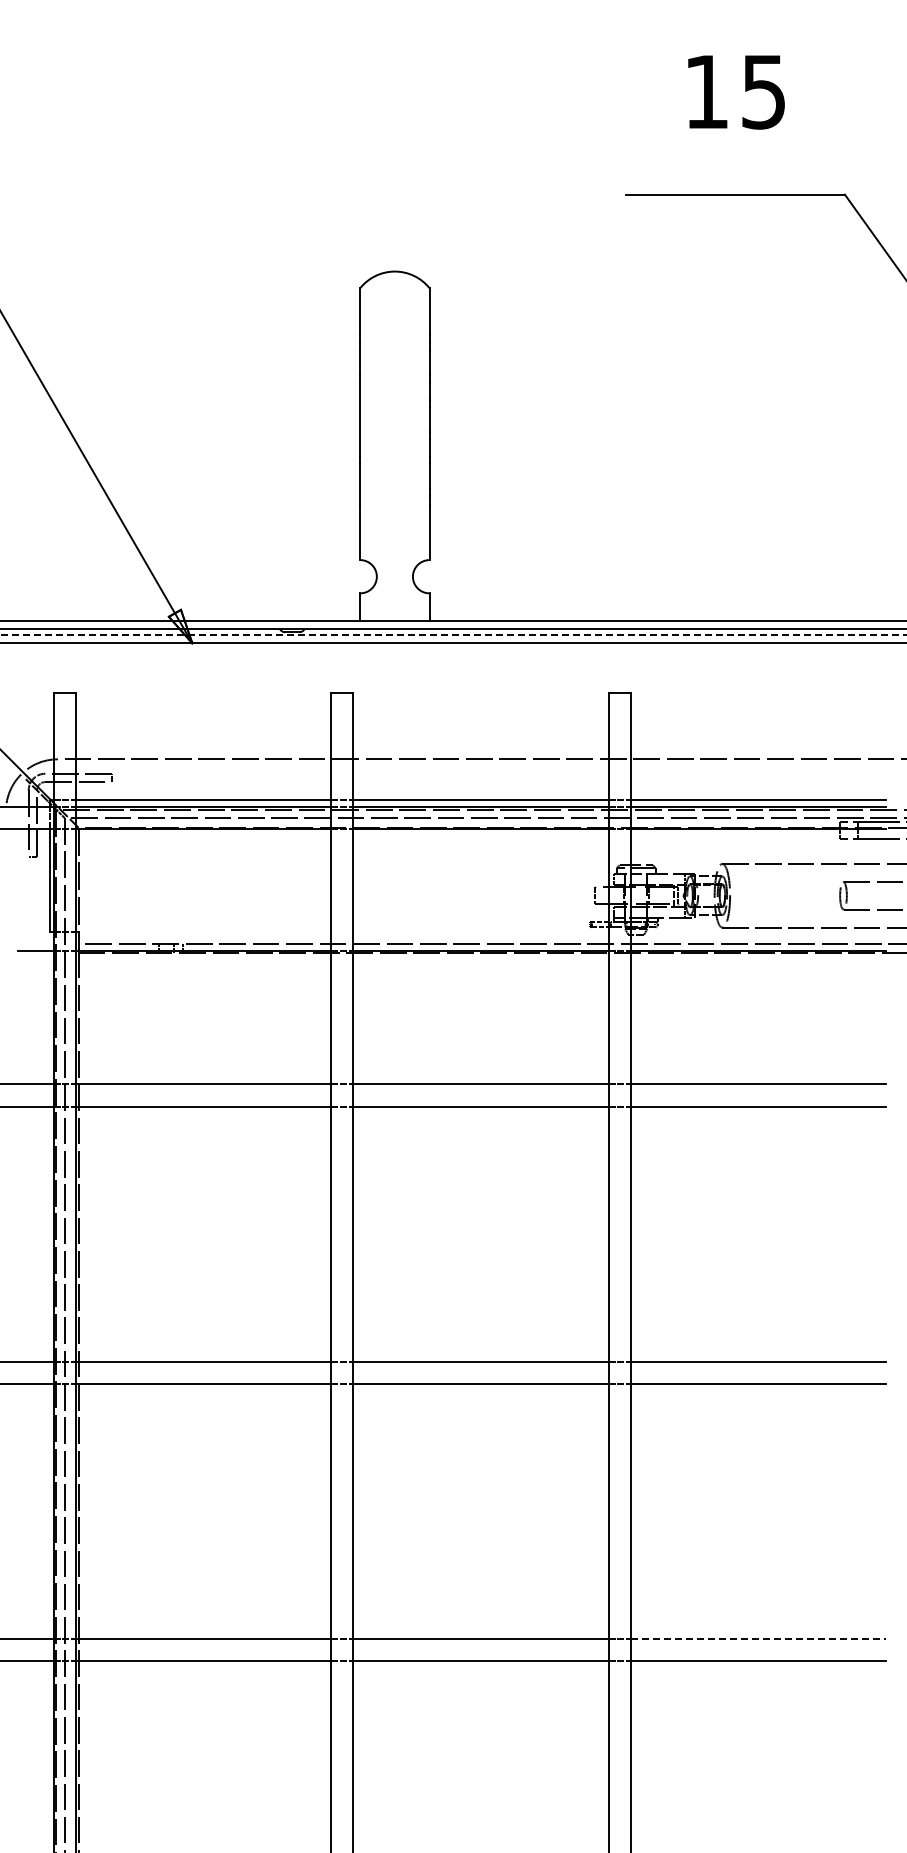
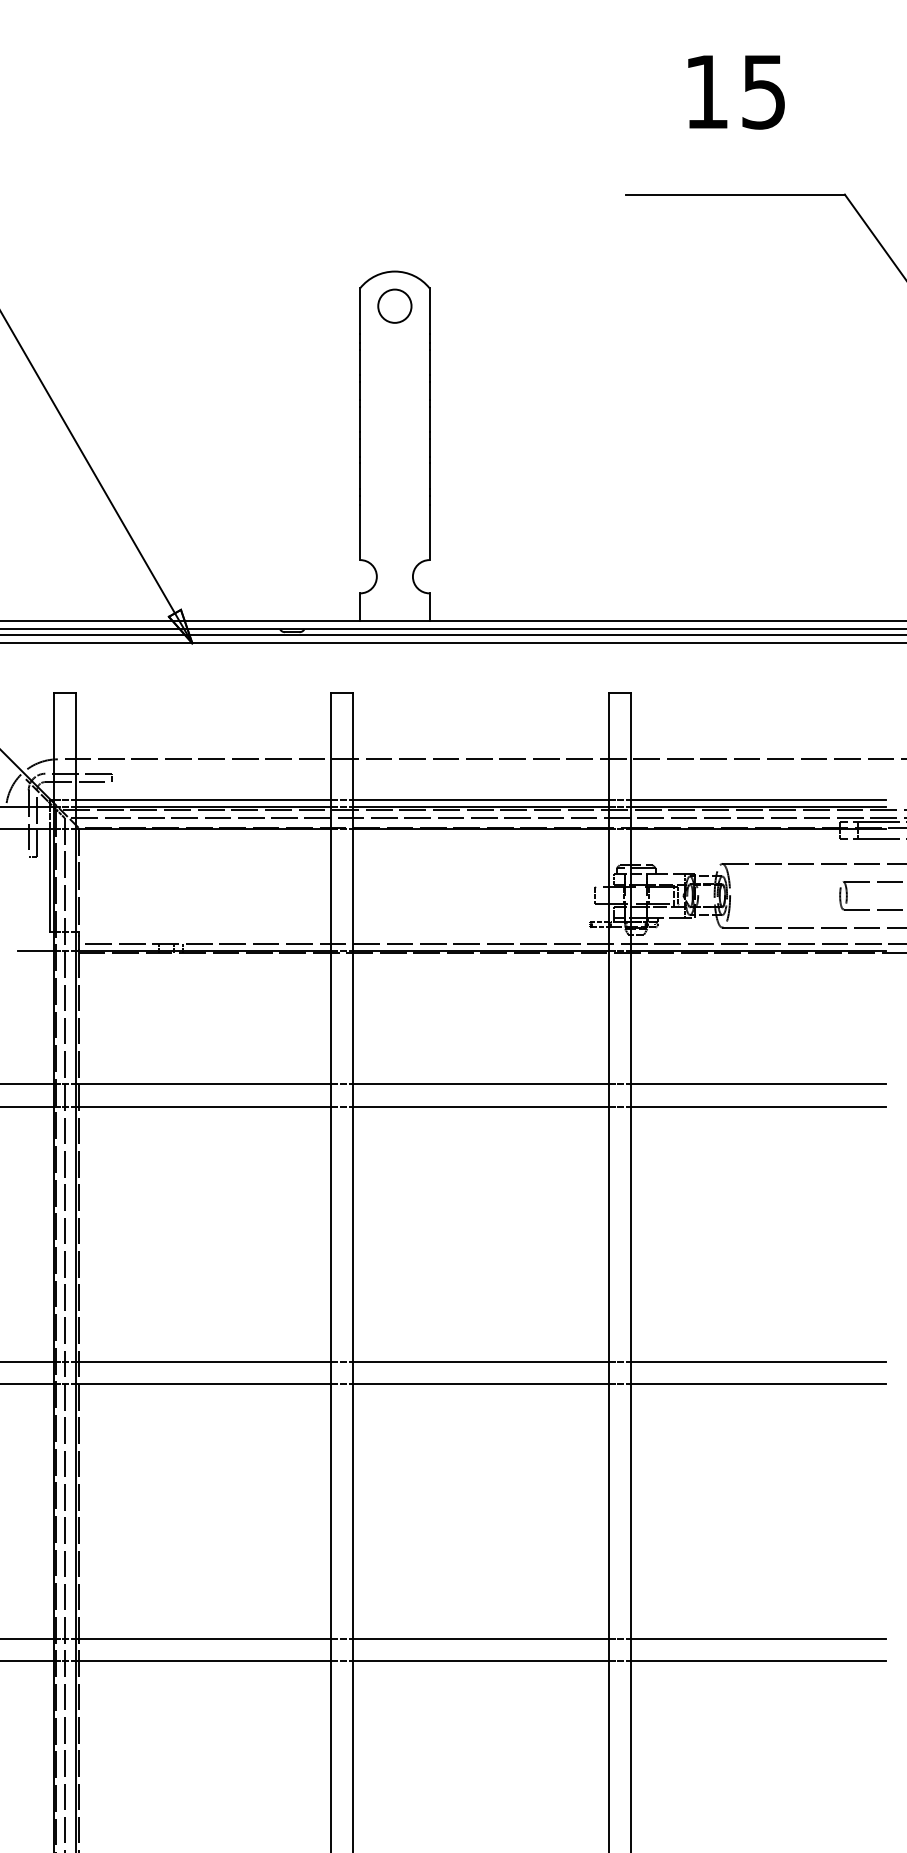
circle: none -> present (394, 305)
line: dashed -> solid (453, 635)
line: dashed -> solid (758, 1639)
